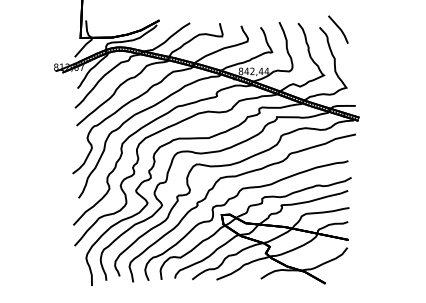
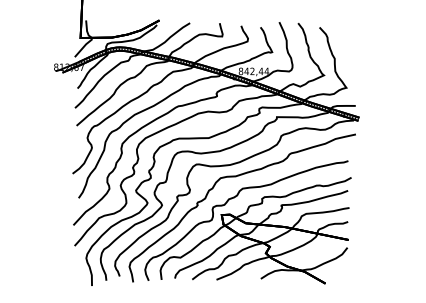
line: present -> none (338, 28)
